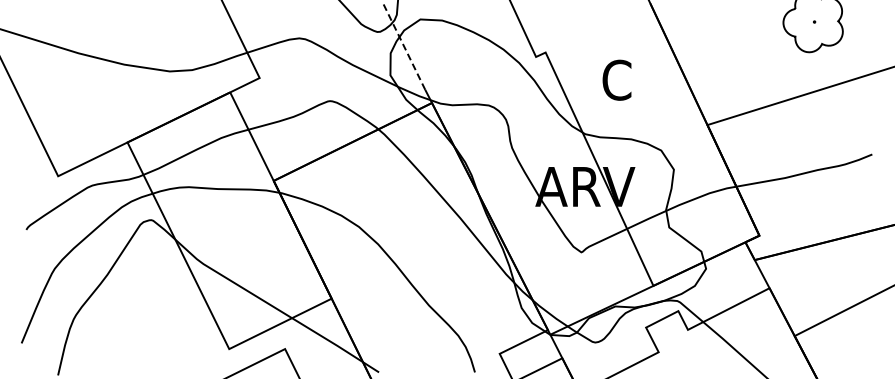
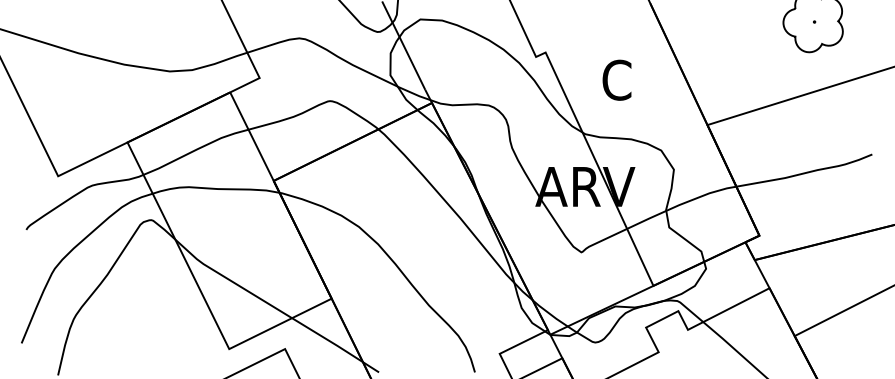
line: dashed -> solid (403, 45)
